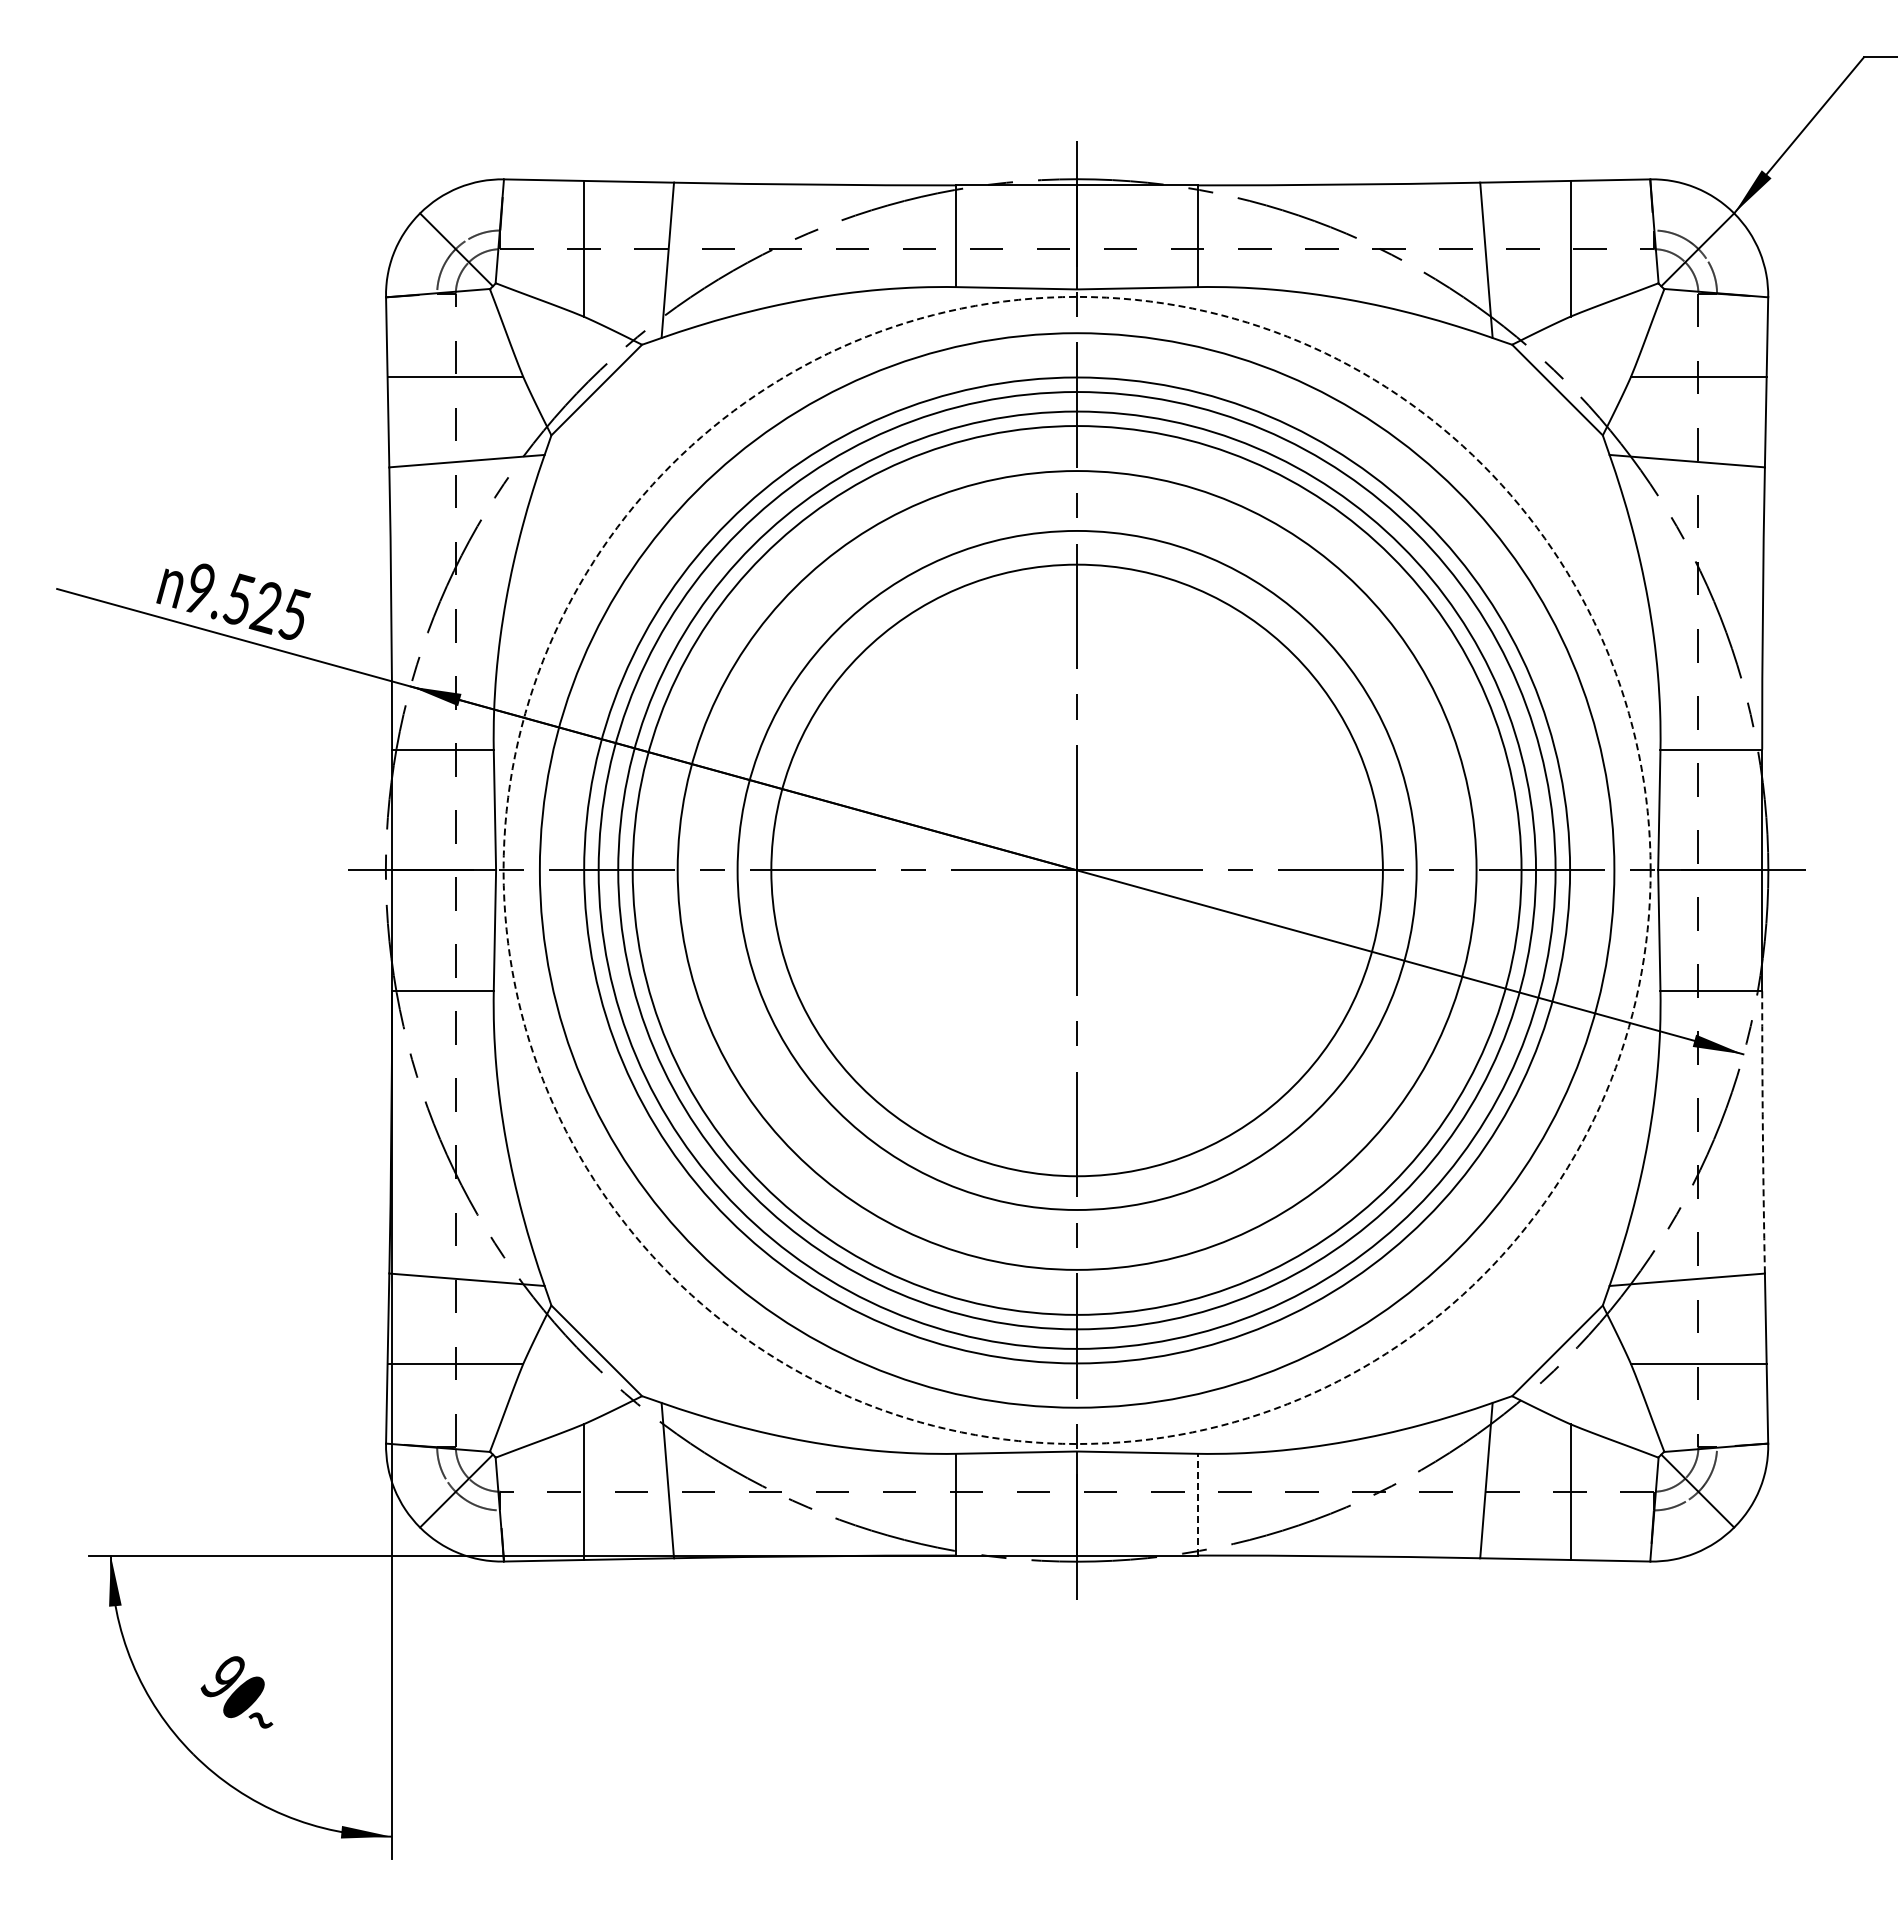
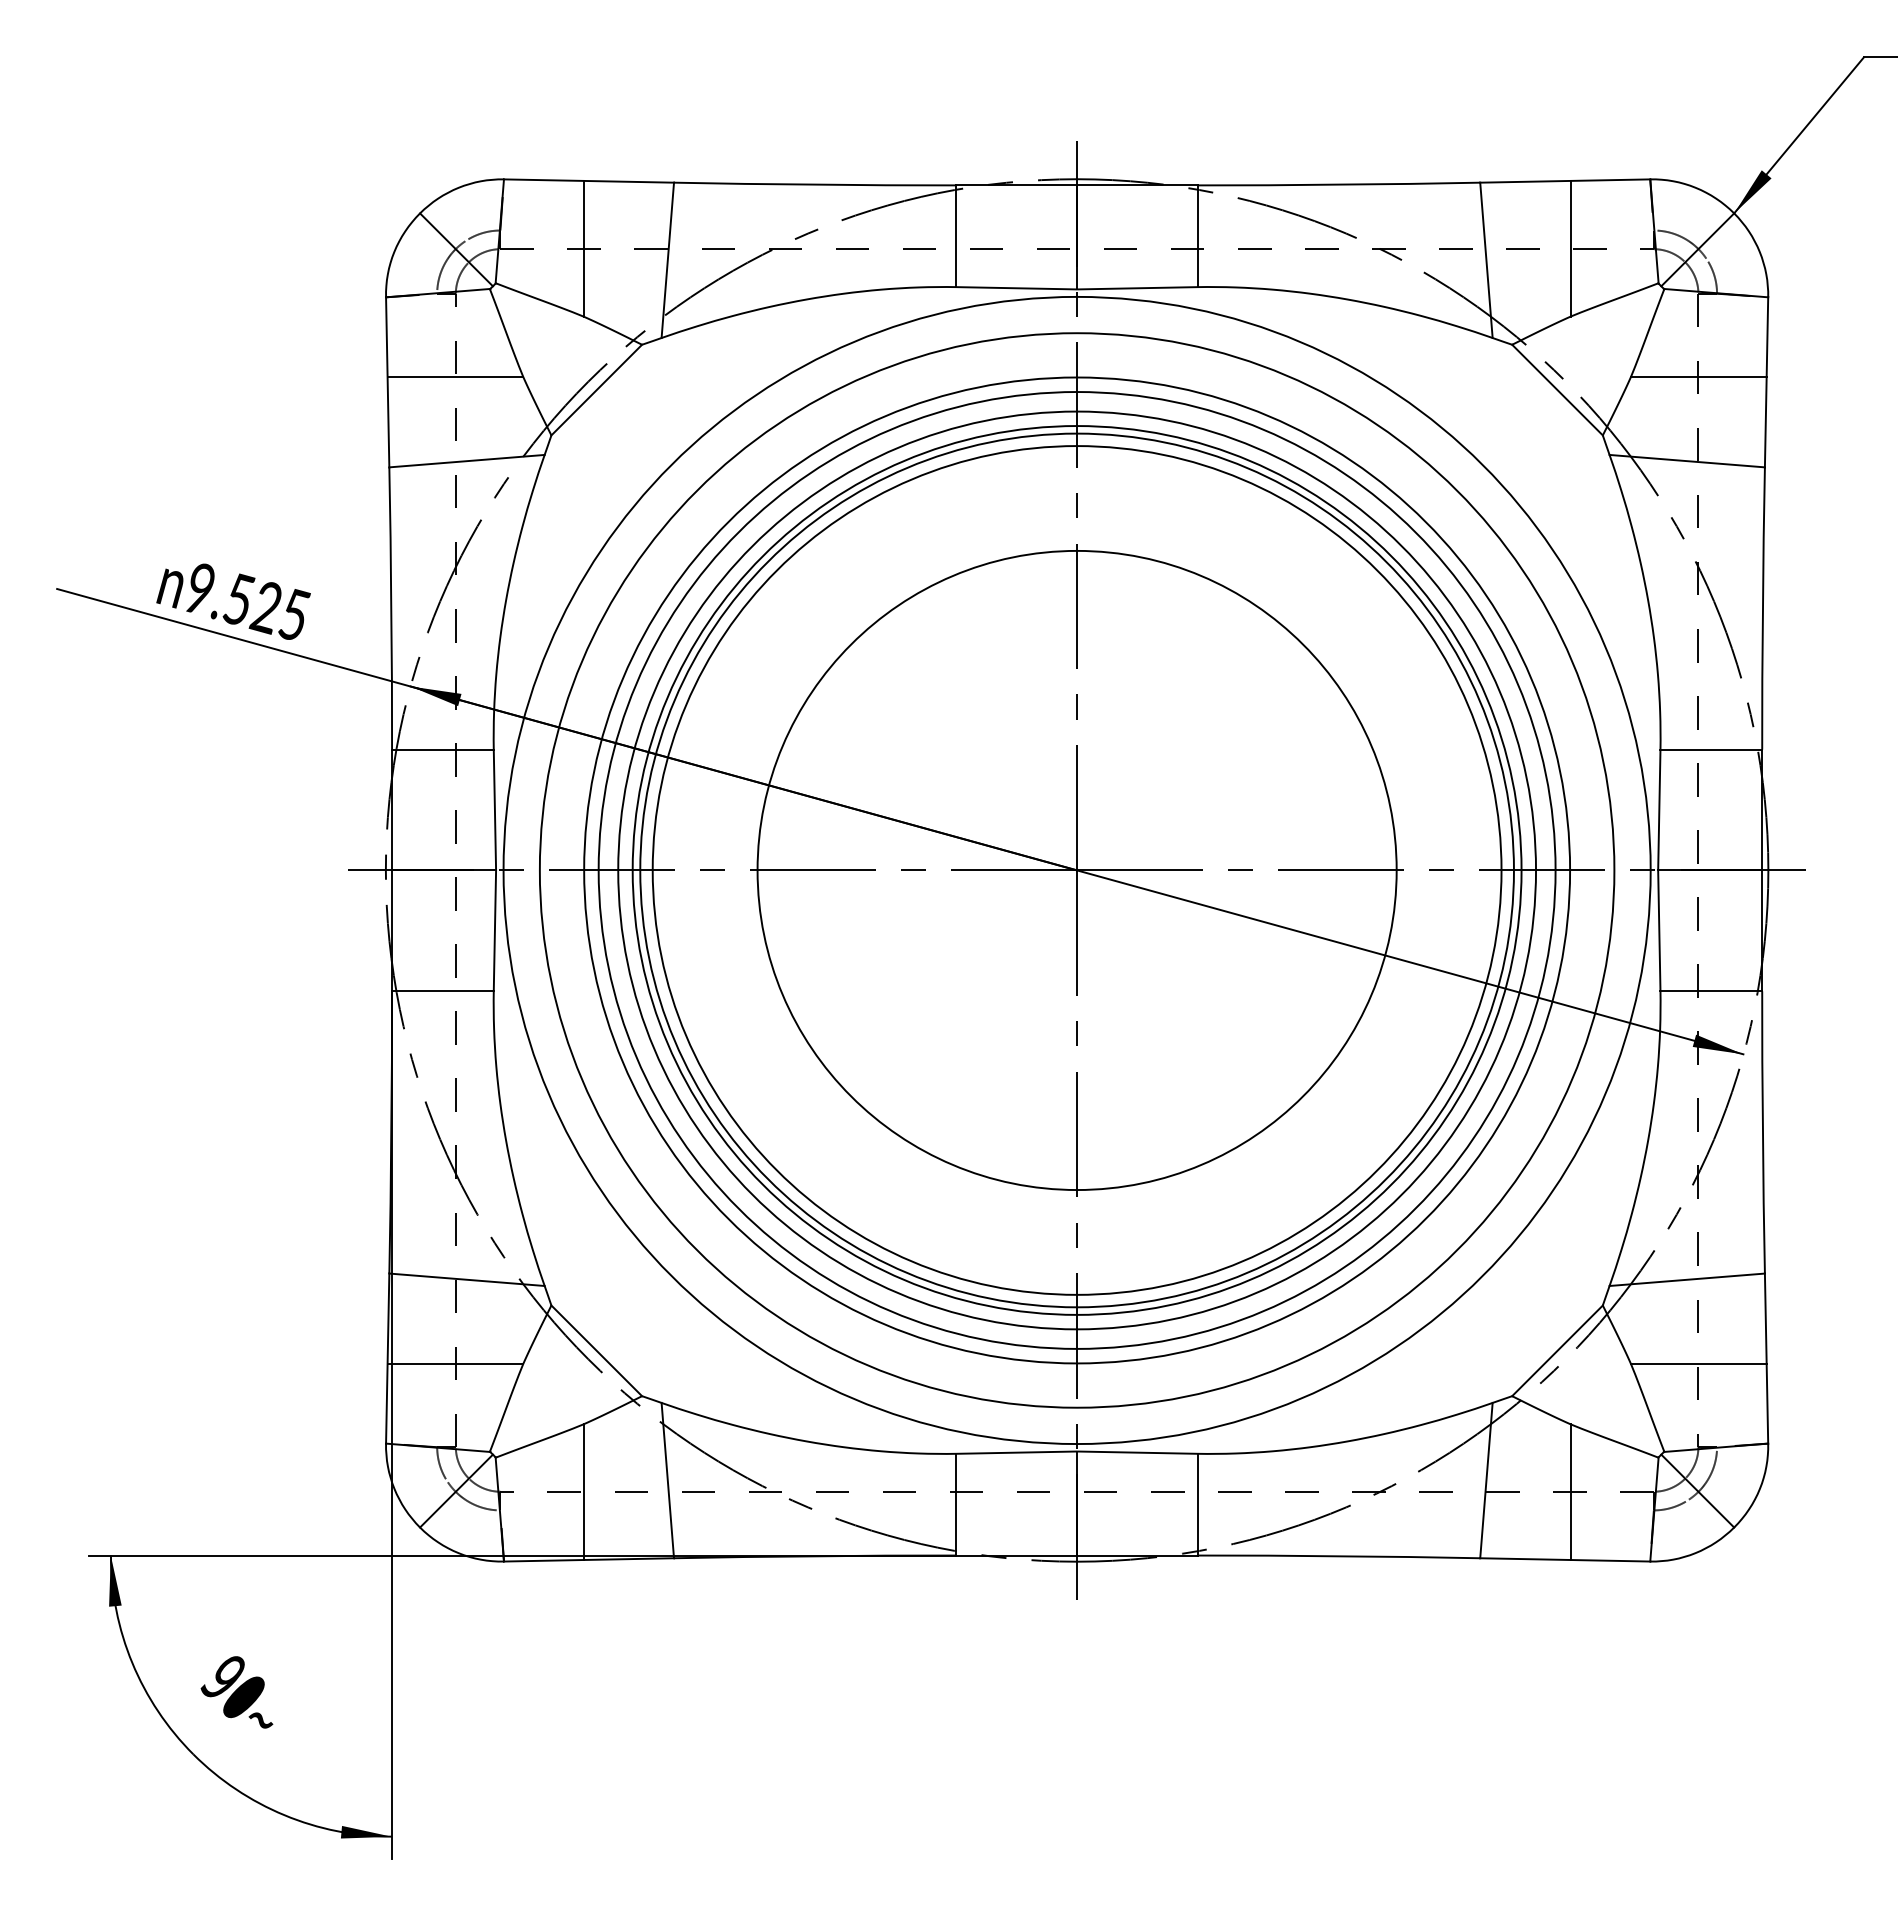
circle diameter: 679 px -> 849 px (1076, 870)
circle diameter: 612 px -> 874 px (1076, 870)
circle diameter: 799 px -> 639 px (1076, 870)
circle: dashed -> solid (1076, 870)
arc: dashed -> solid (1762, 1132)
line: dashed -> solid (1197, 1504)
